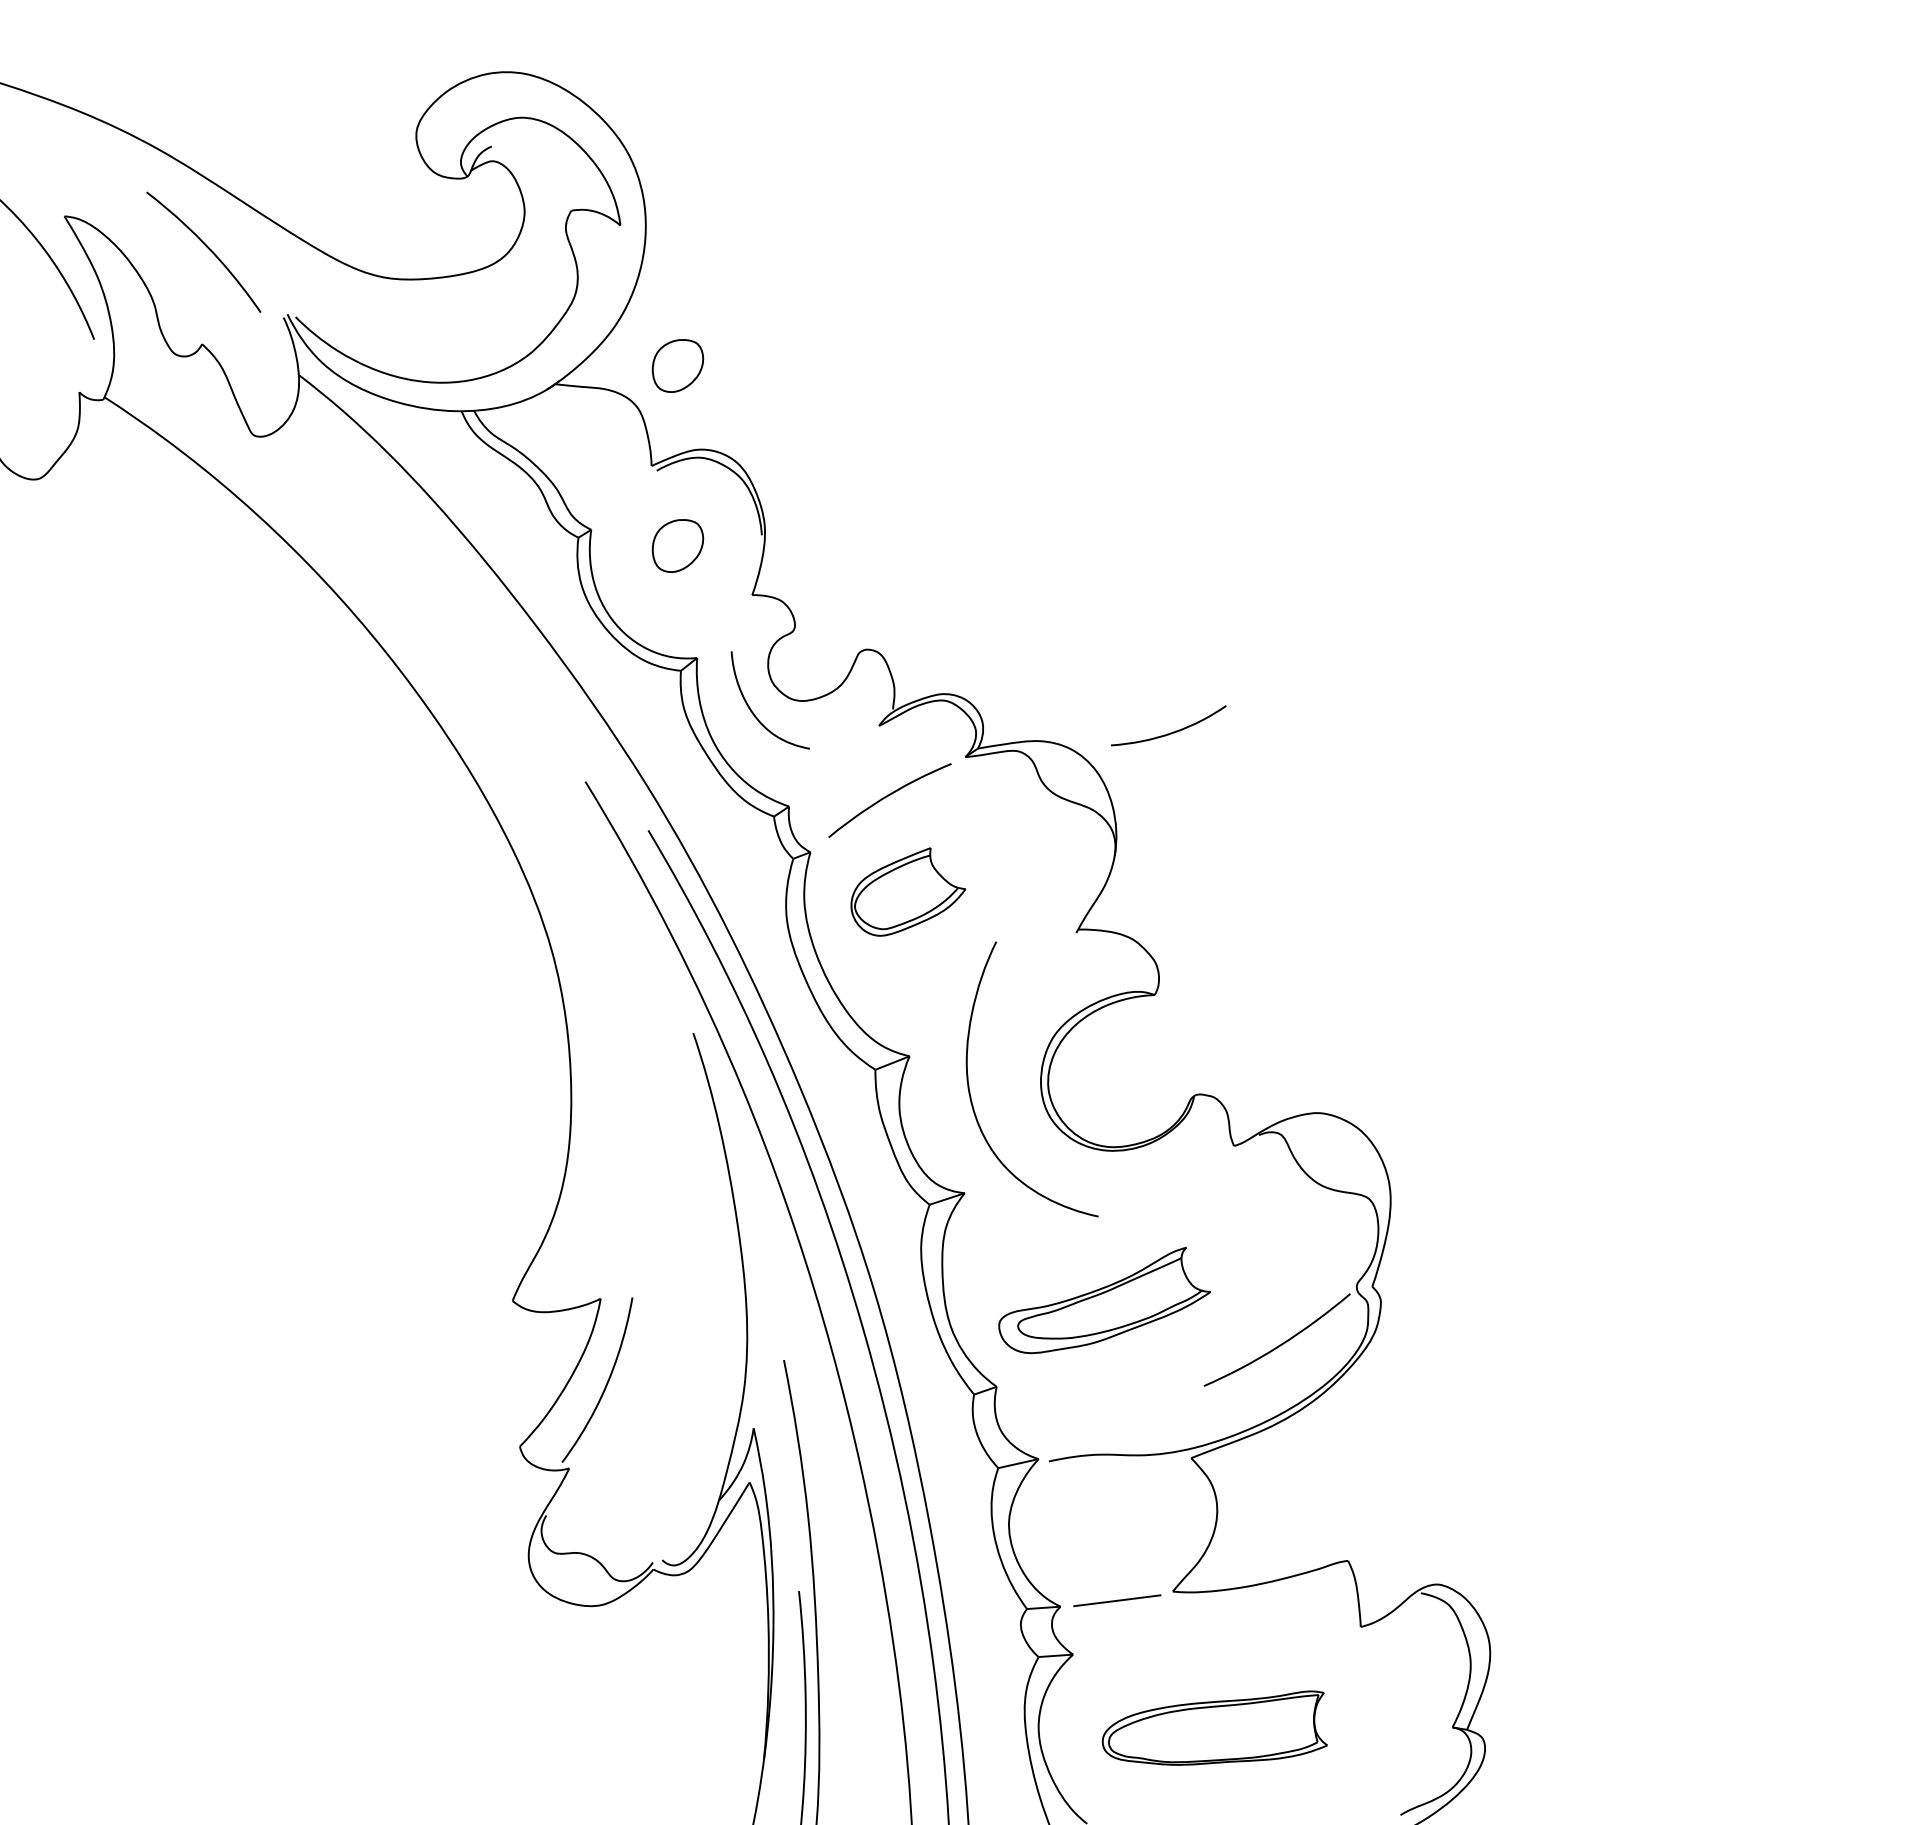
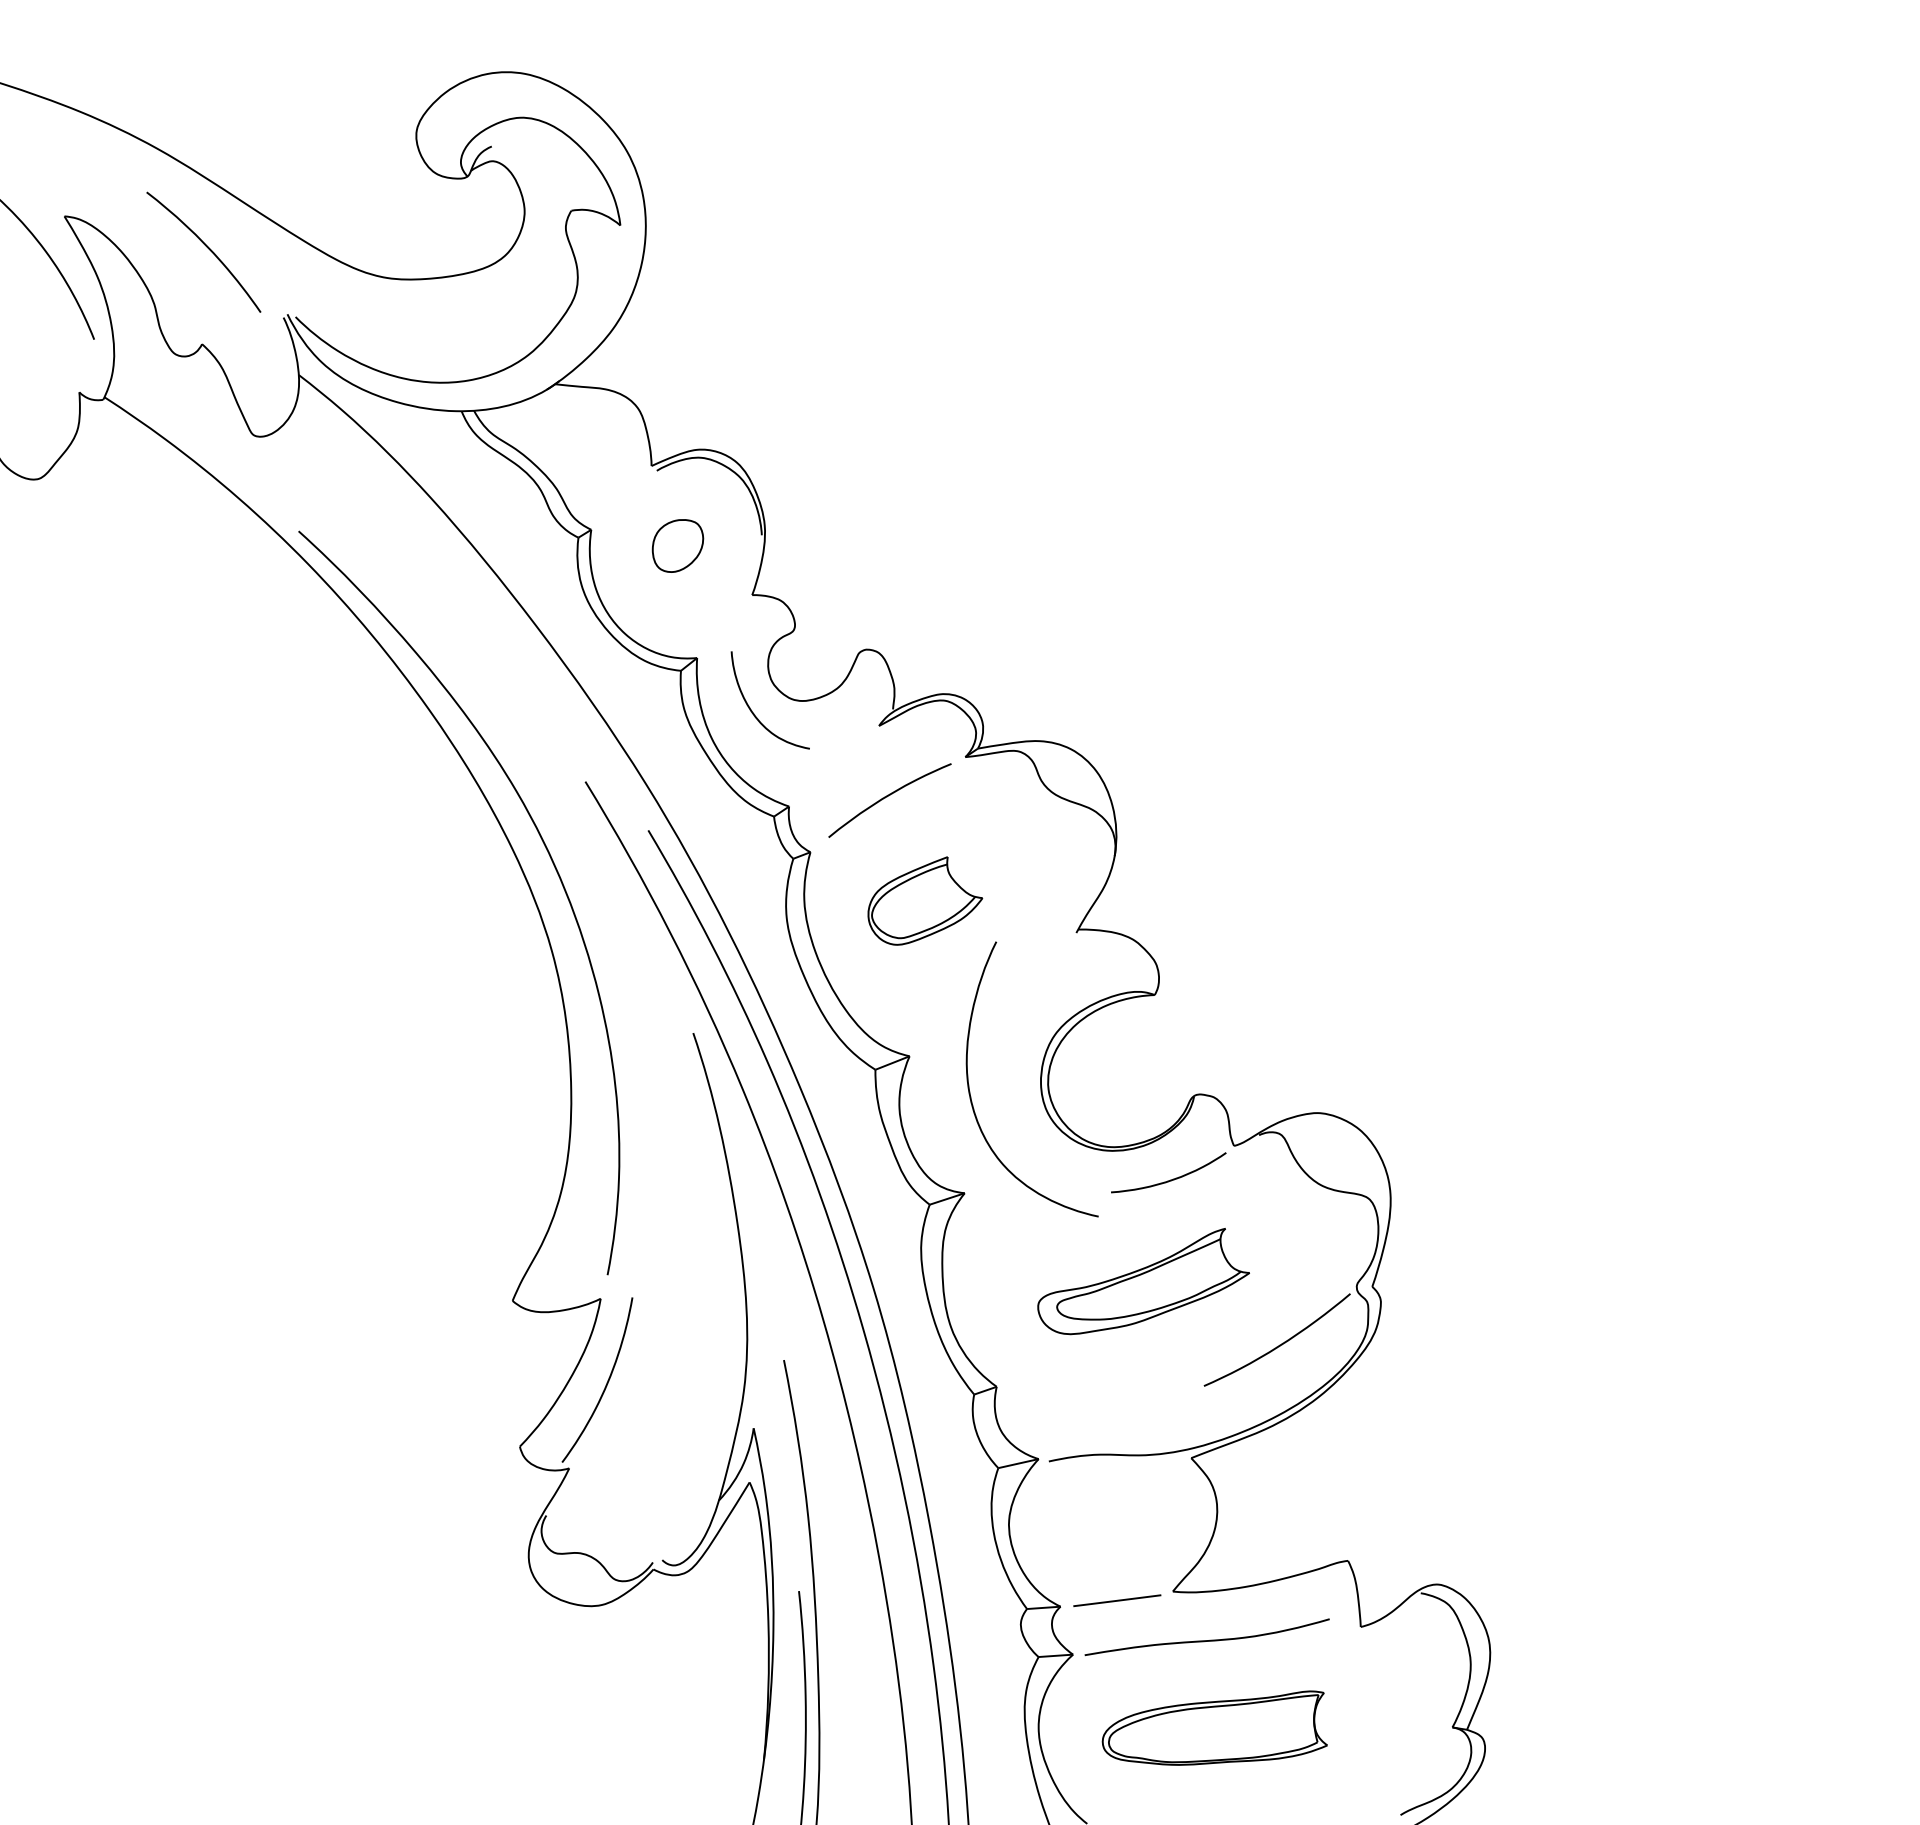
part: present -> none (677, 365)
curve position: (1170, 732) -> (1170, 1179) (1170, 1179)
curve: none -> present (550, 859)
part position: (908, 891) -> (925, 900) (925, 900)
part position: (1104, 1300) -> (1143, 1281) (1143, 1281)
curve: none -> present (1206, 1640)
